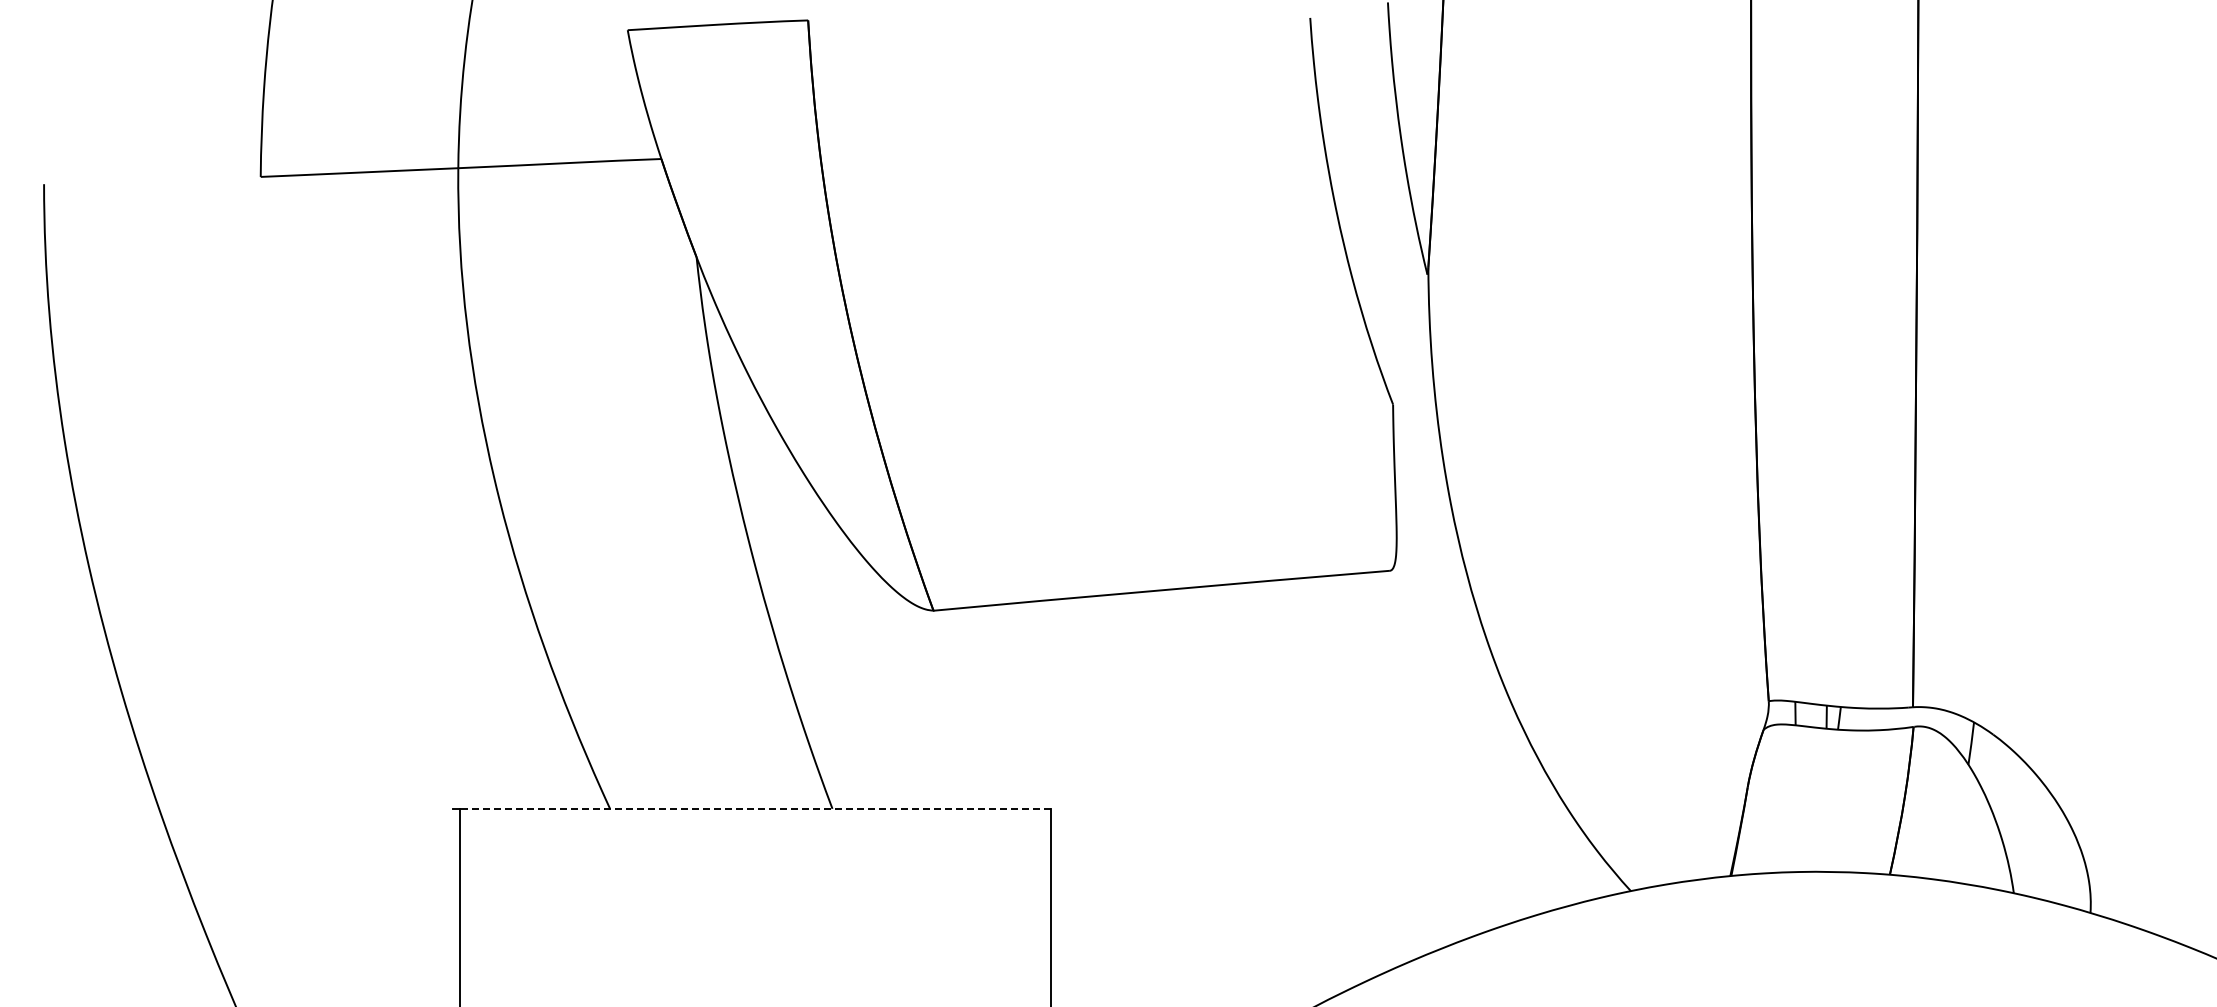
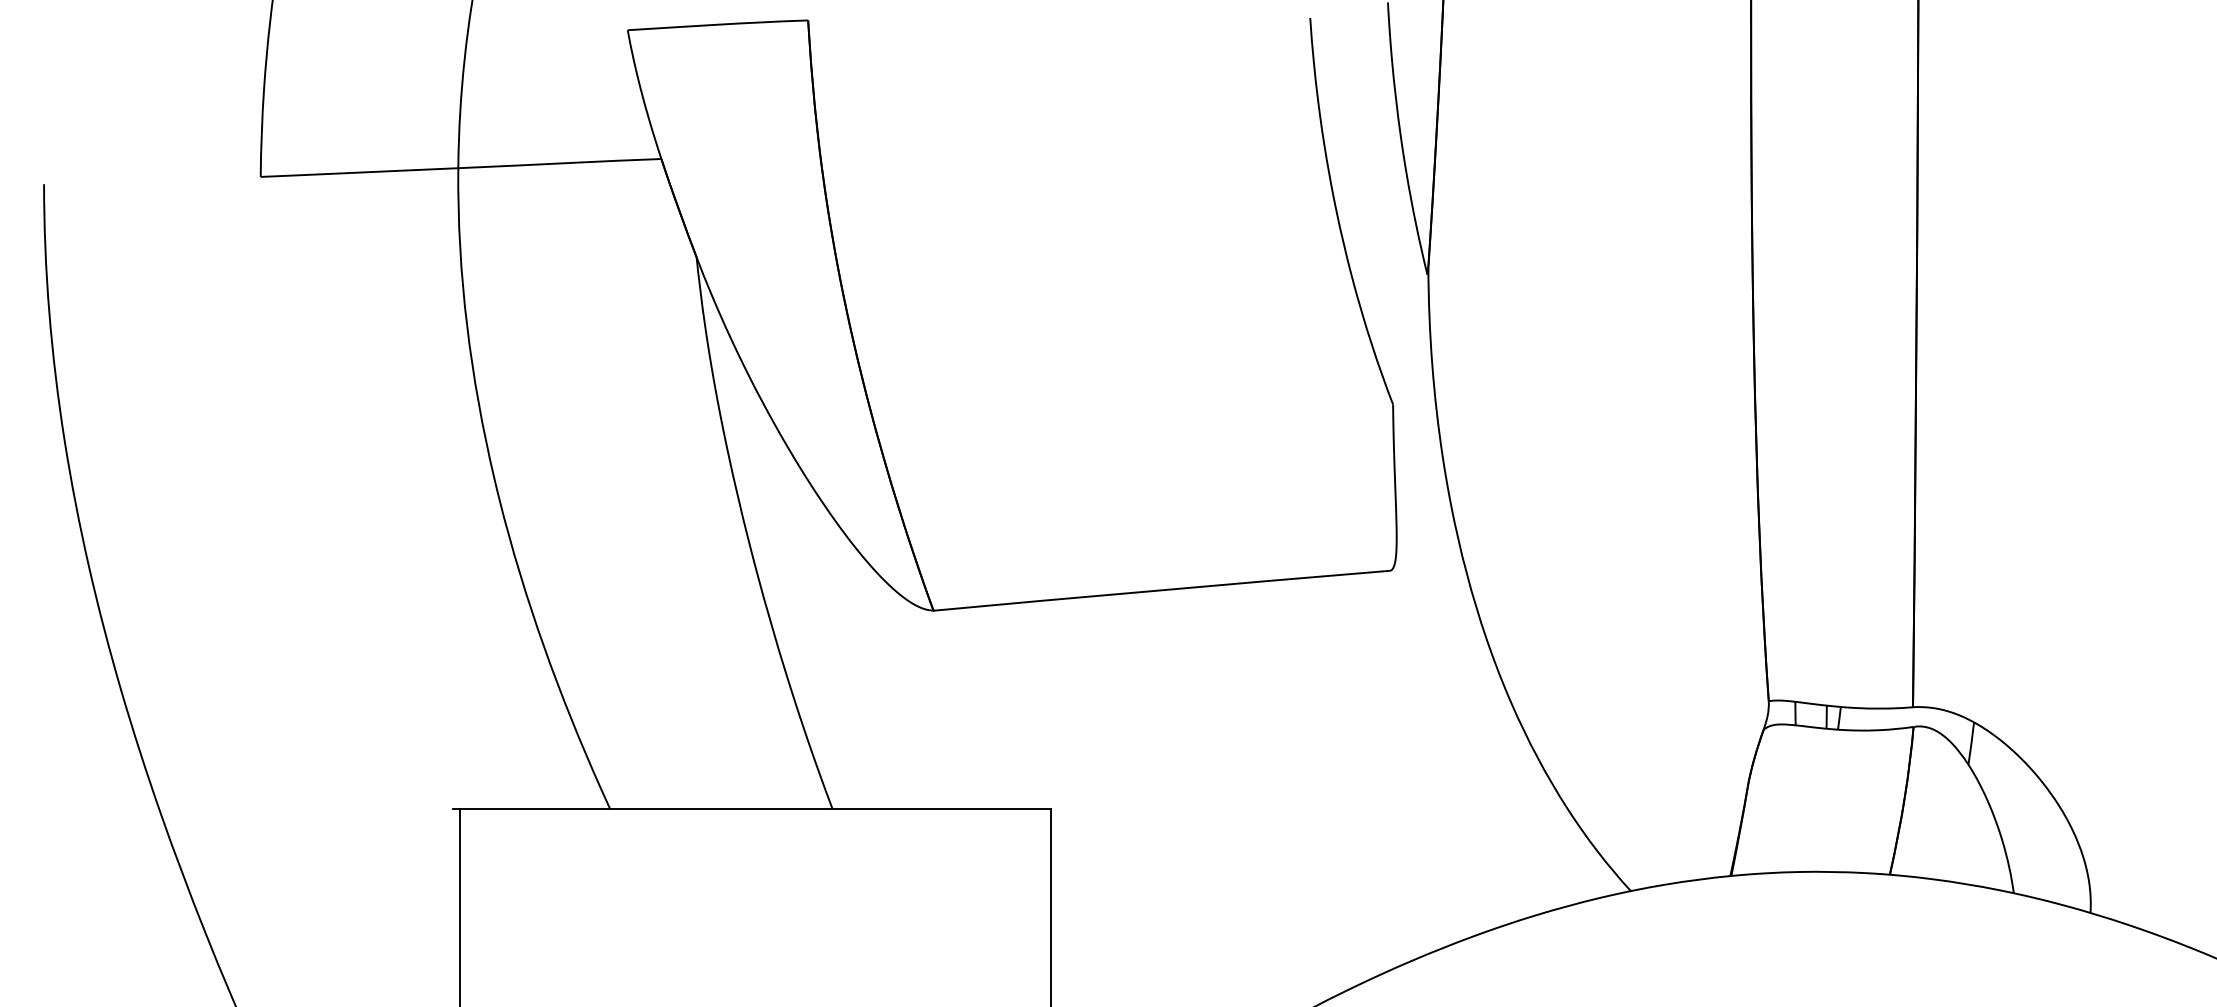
line: dashed -> solid (755, 808)
